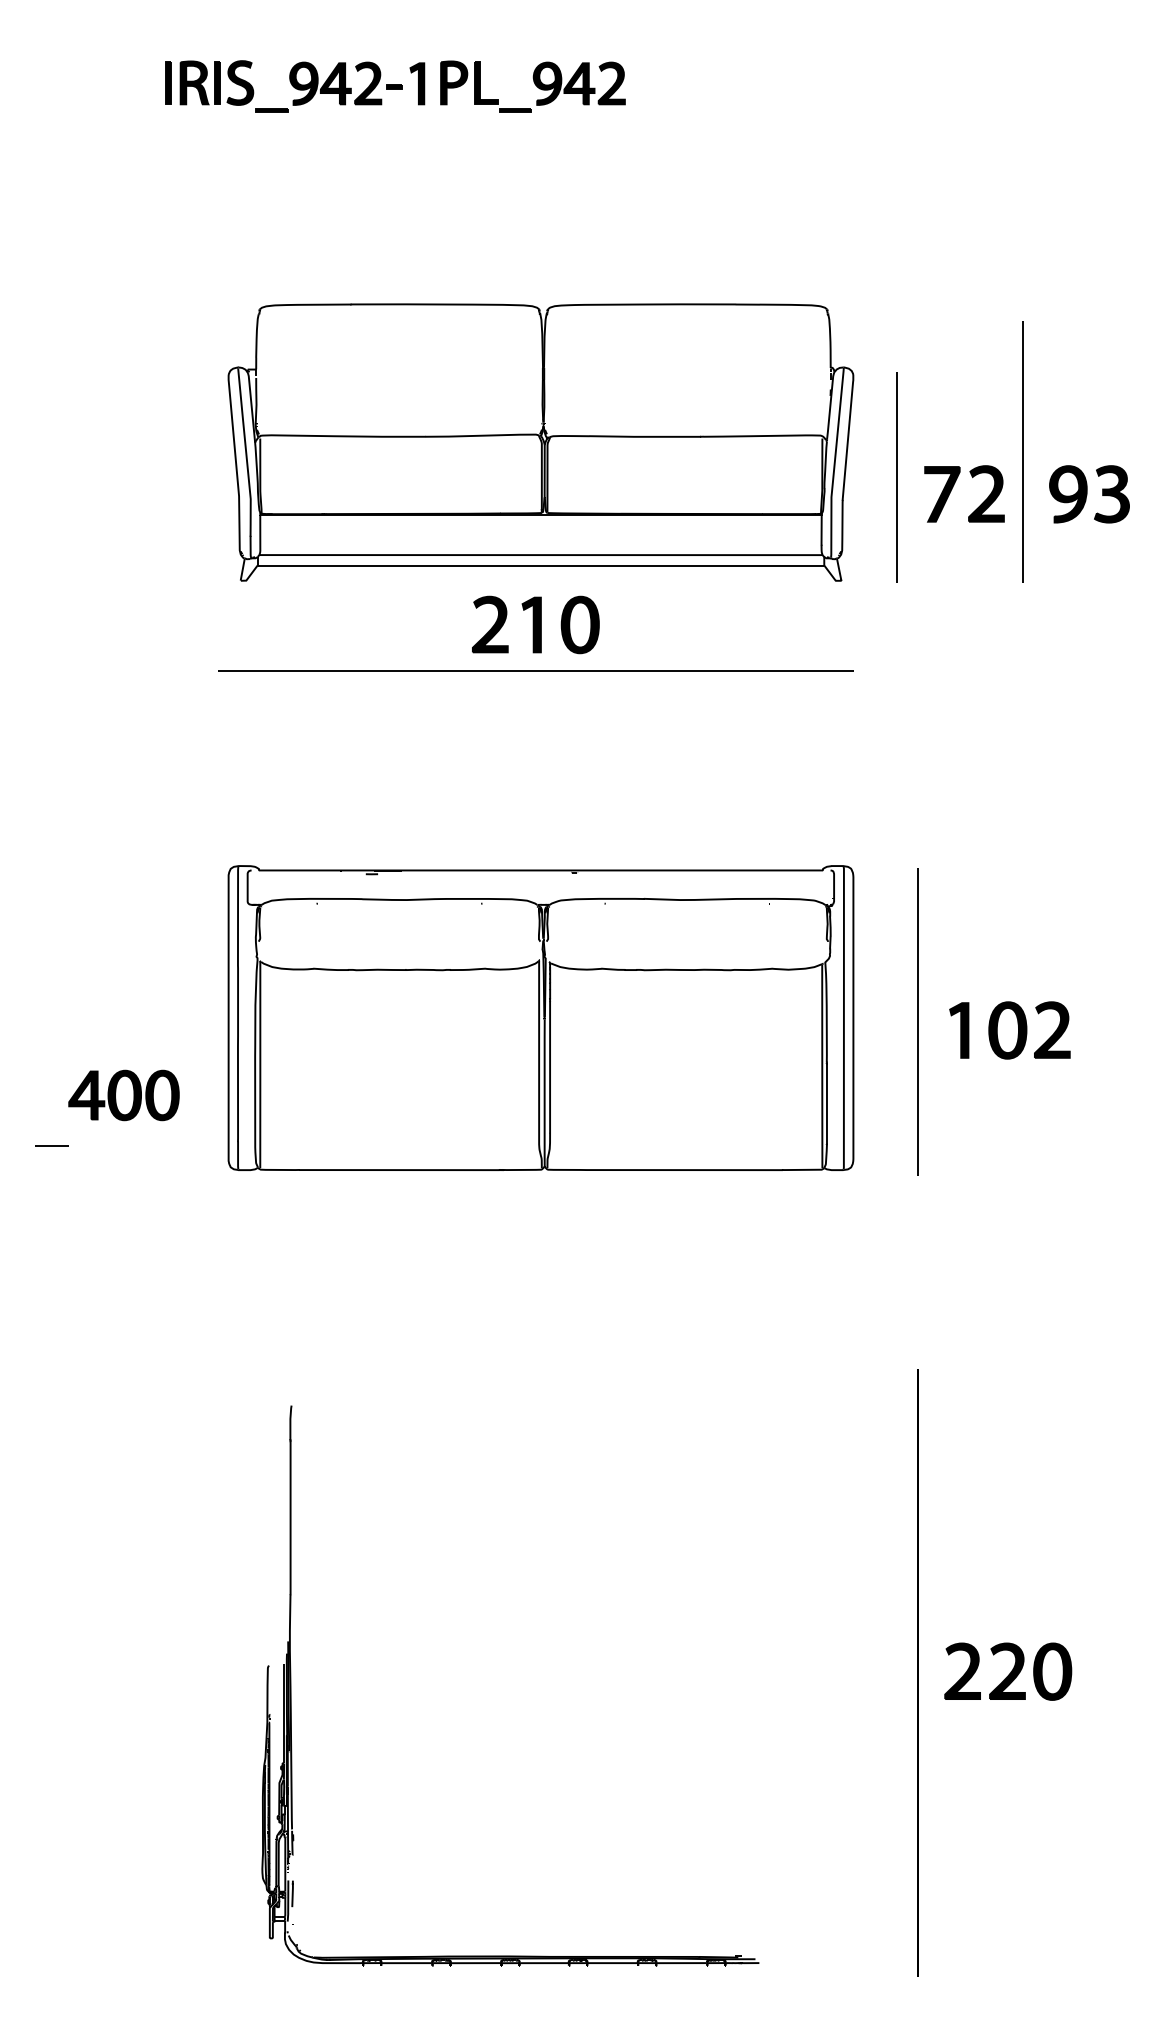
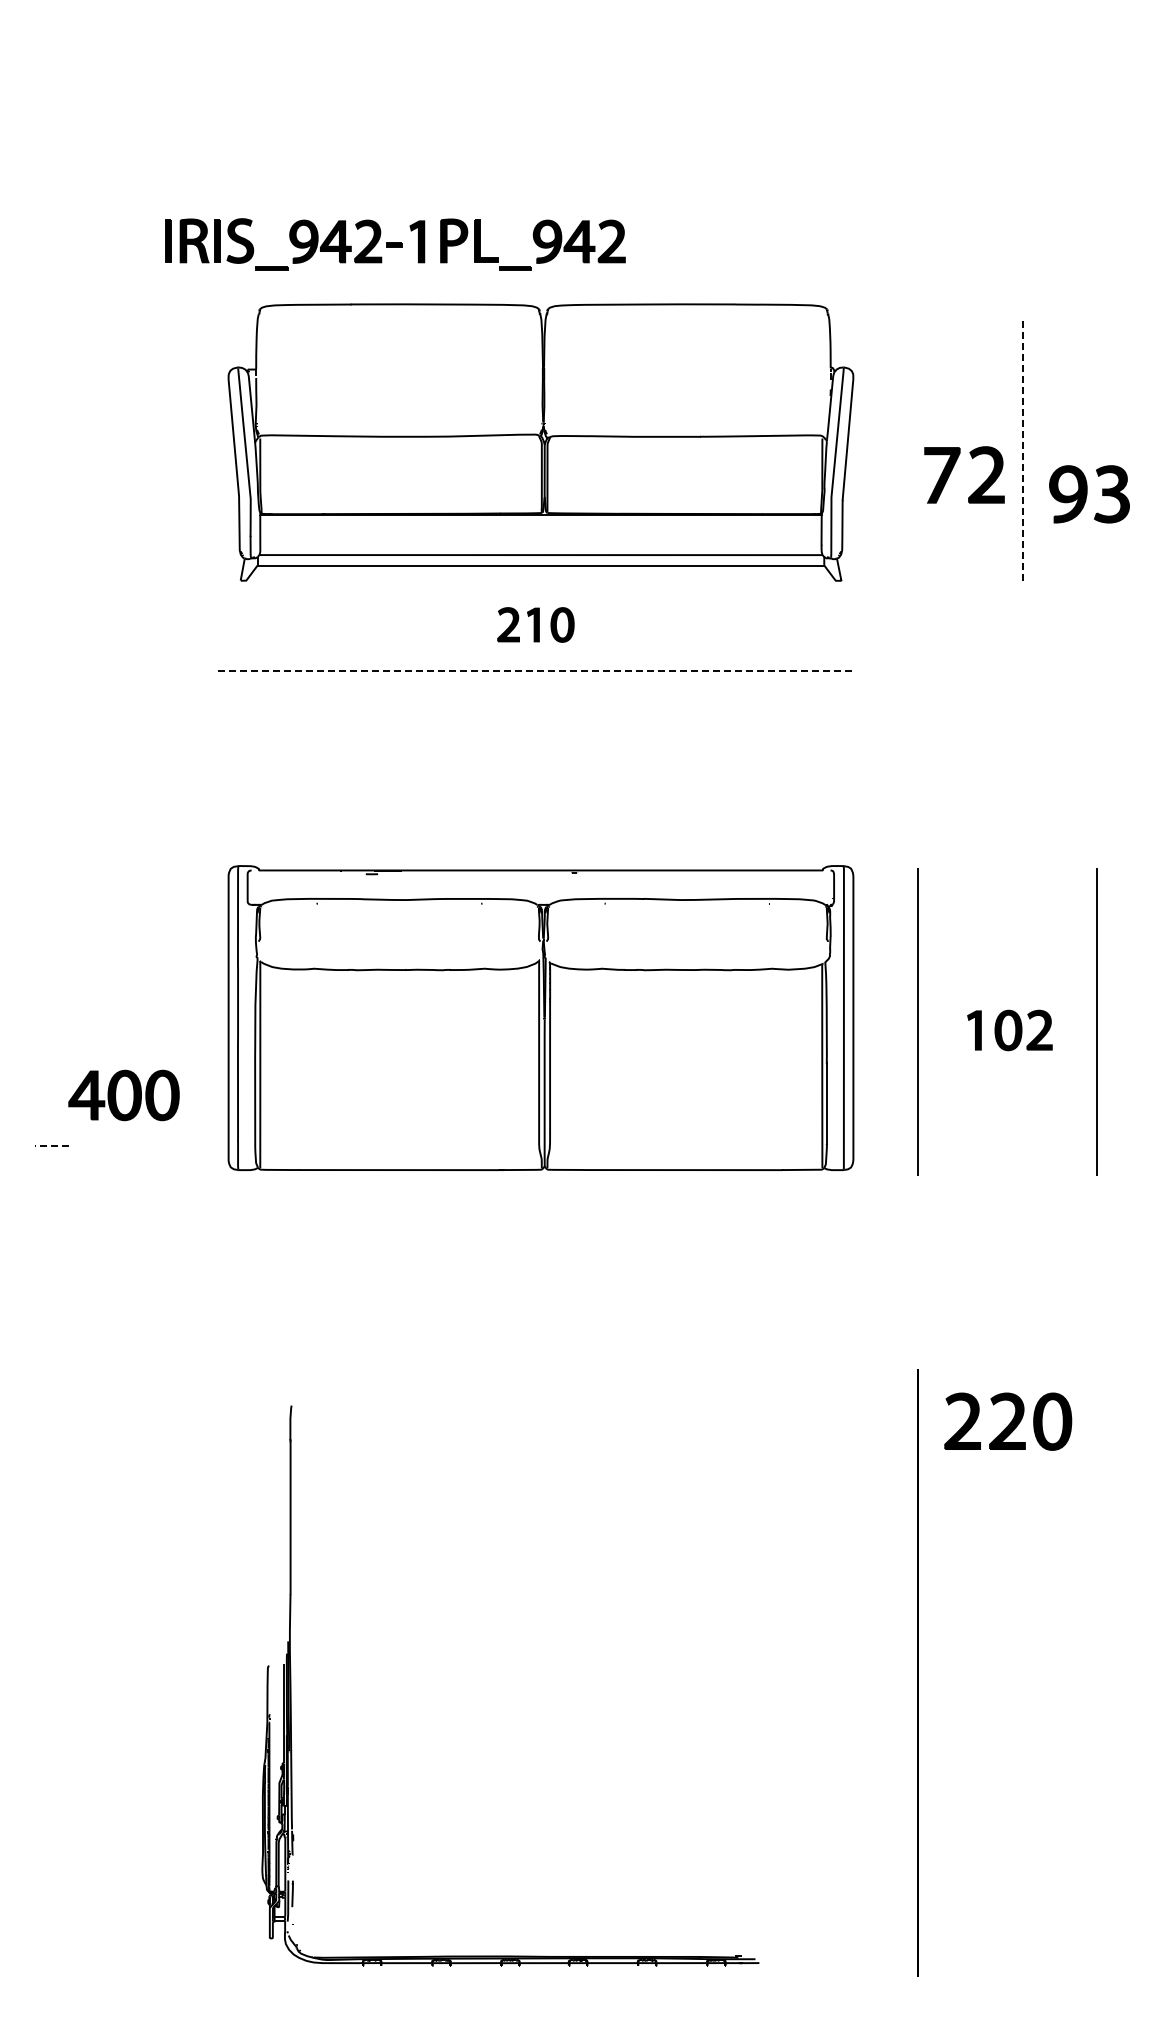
part position: (395, 86) -> (395, 244) (395, 244)
line: solid -> dashed (1023, 451)
line: present -> none (896, 477)
part position: (953, 487) -> (953, 468) (953, 468)
part size: 128x60 px -> 78x36 px (535, 624)
line: solid -> dashed (536, 670)
line: none -> present (1096, 1021)
part size: 122x59 px -> 86x43 px (1009, 1030)
line: solid -> dashed (51, 1145)
part position: (1008, 1671) -> (1008, 1421) (1008, 1421)
